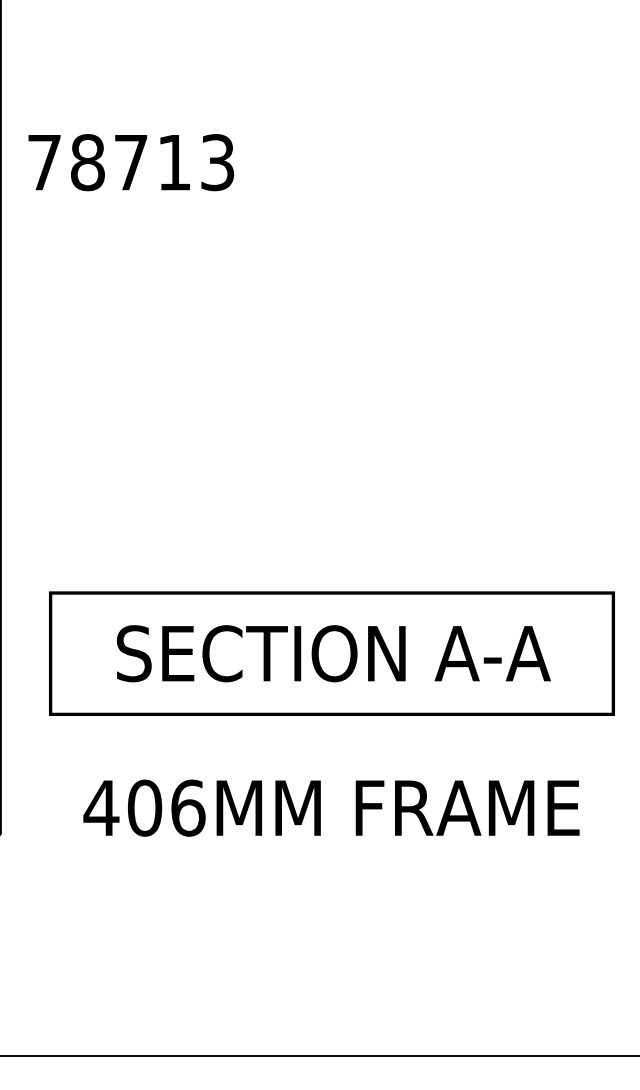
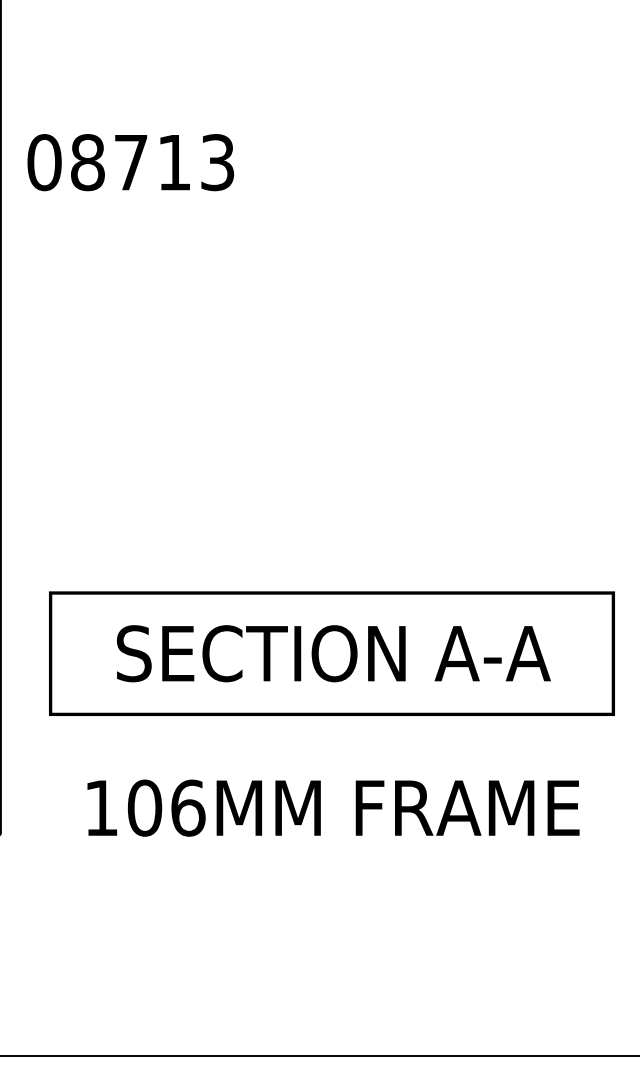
text: 78713 -> 08713 (44, 162)
text: 406MM -> 106MM (101, 807)
